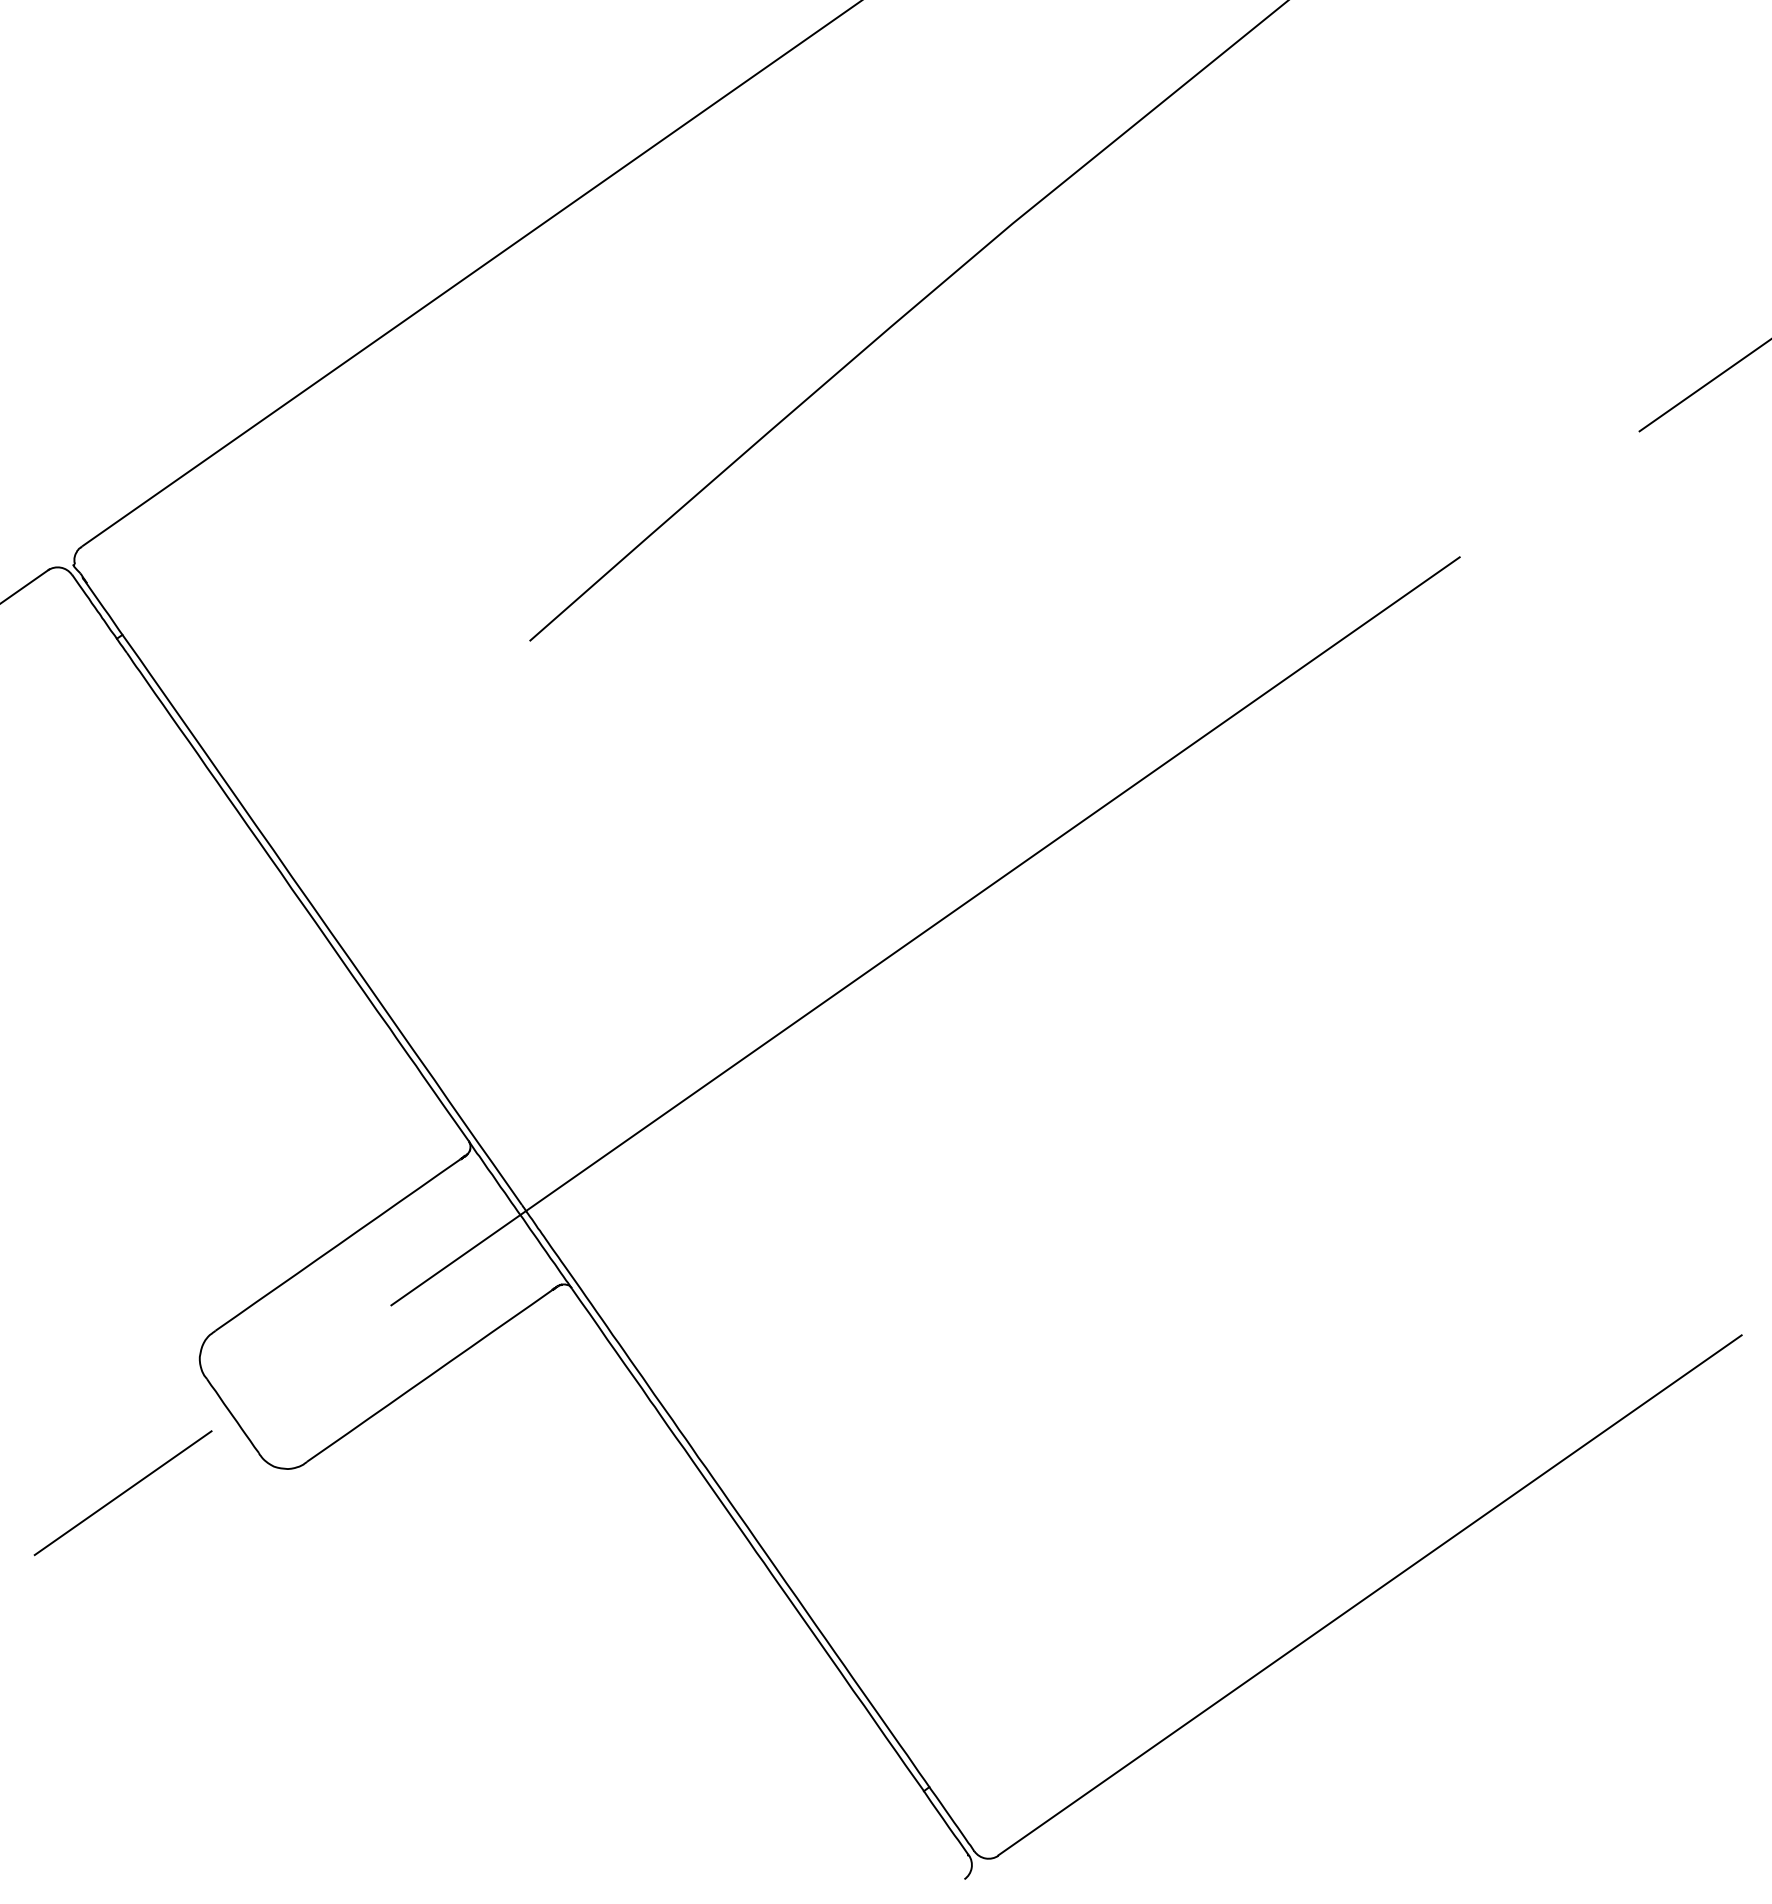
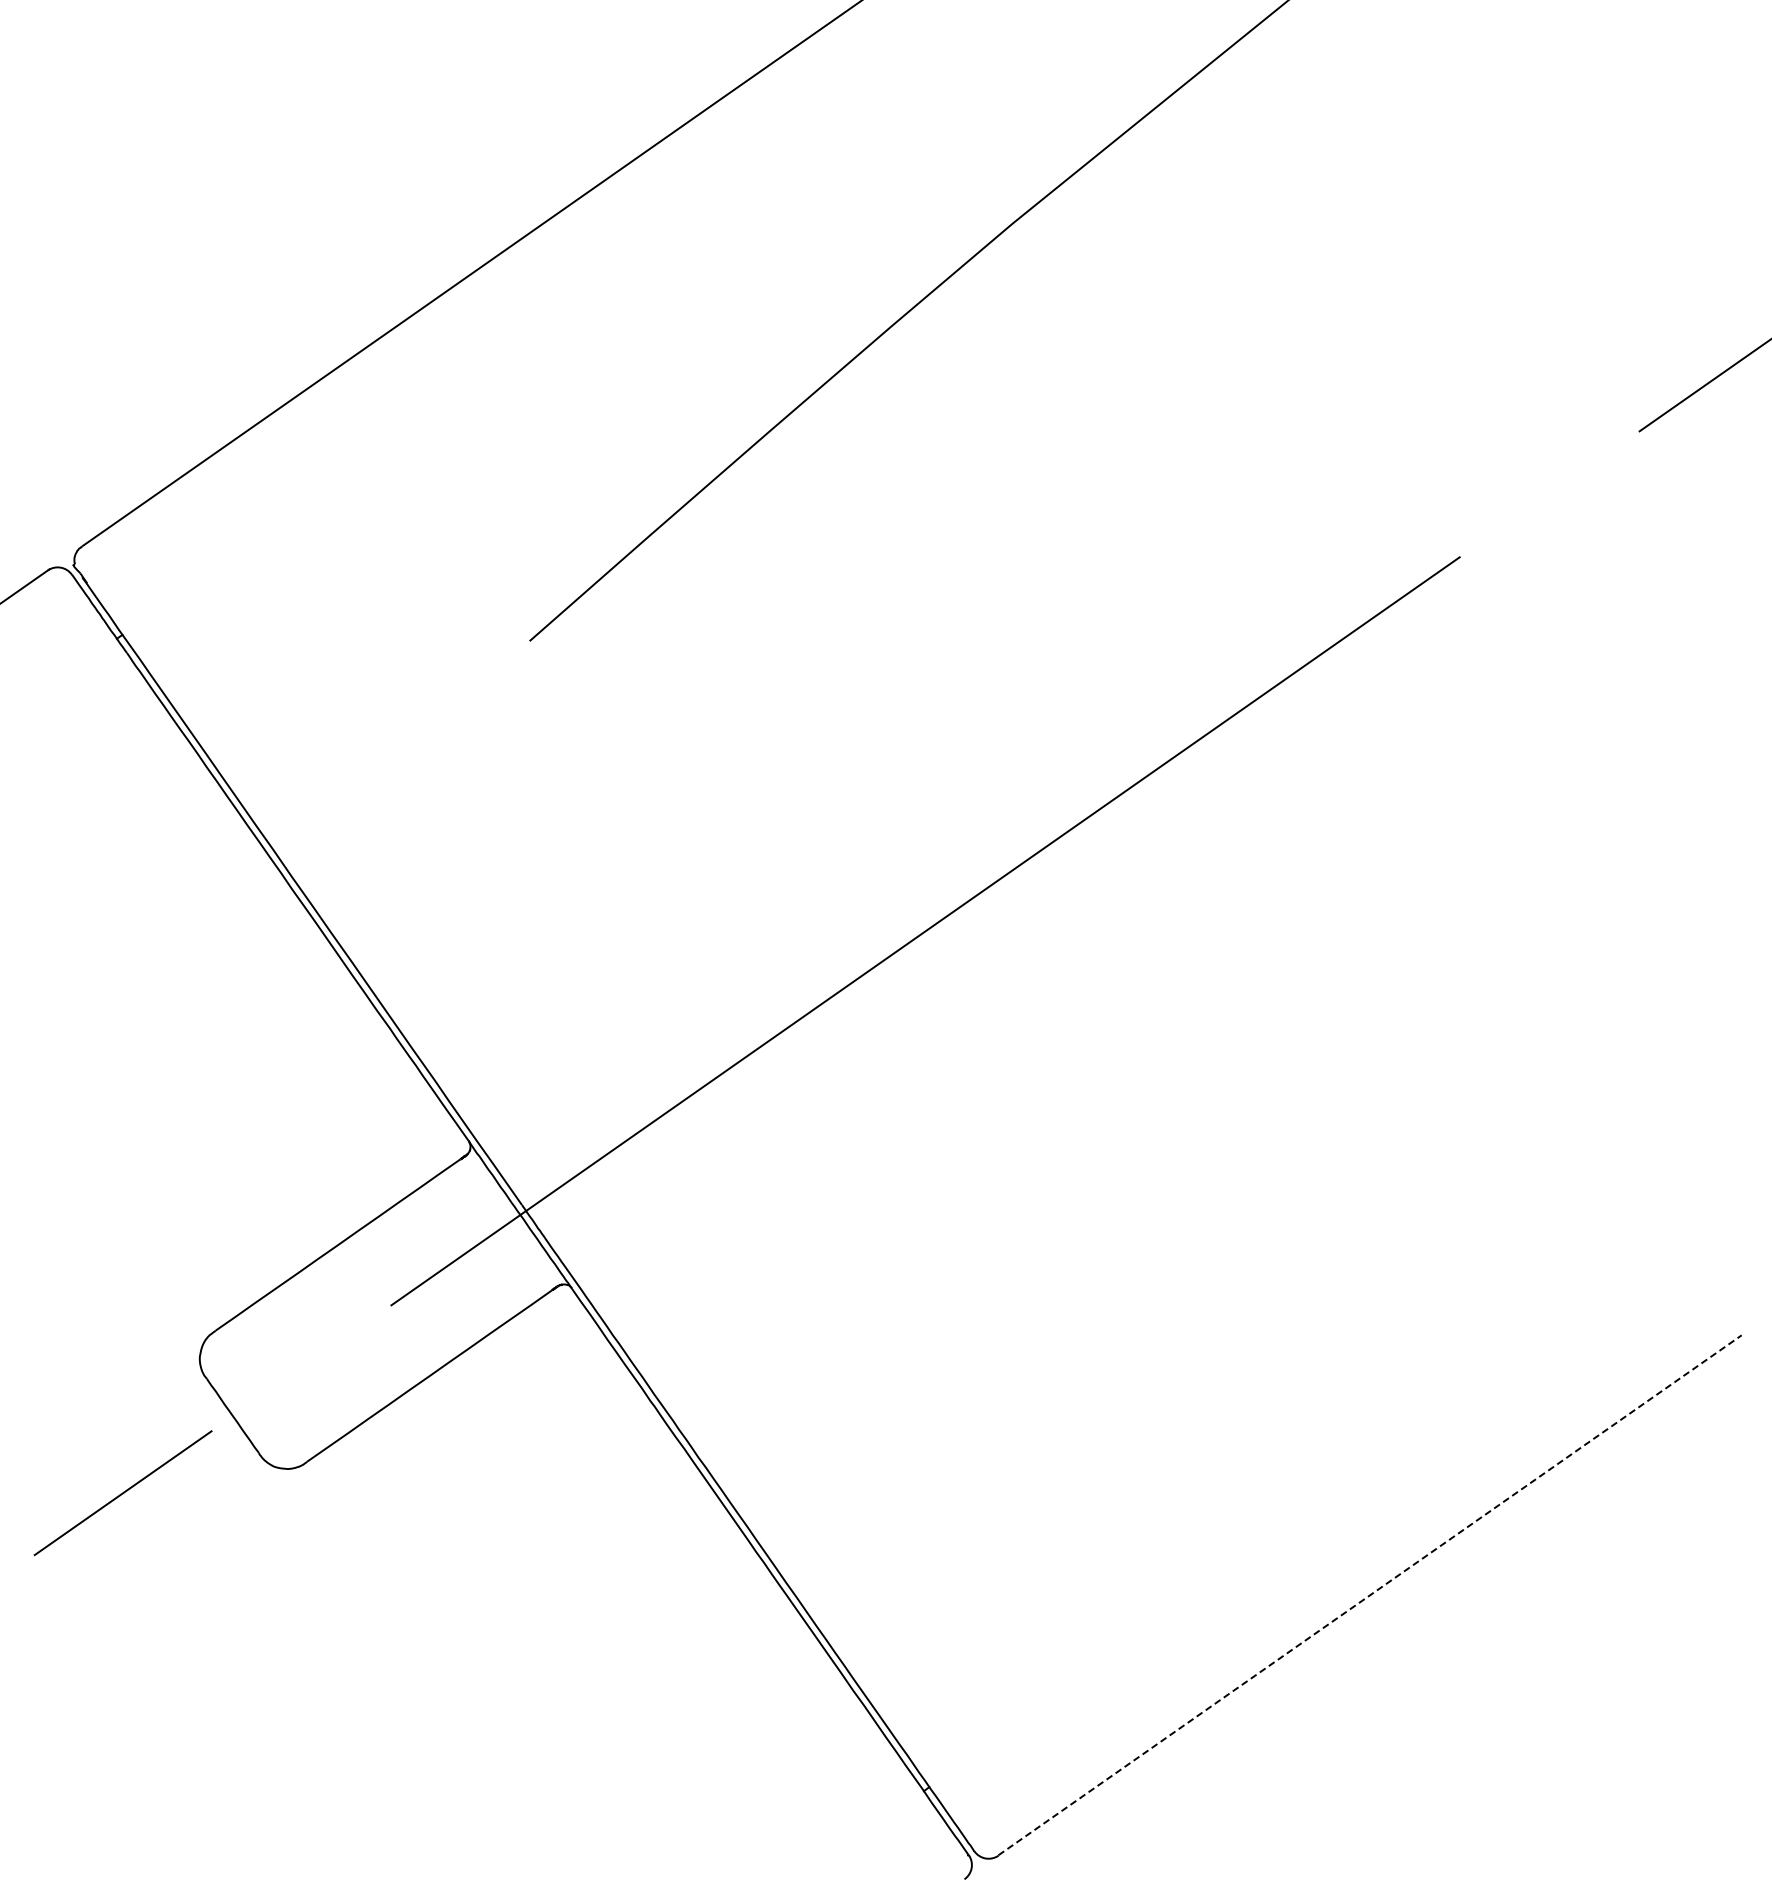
line: solid -> dashed (1370, 1595)
